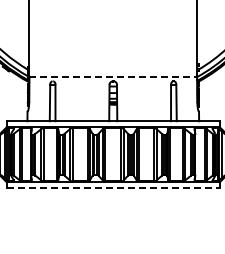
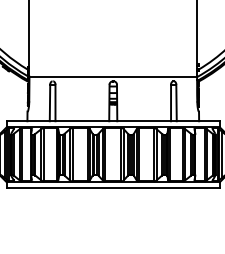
line: dashed -> solid (113, 76)
line: dashed -> solid (113, 188)
